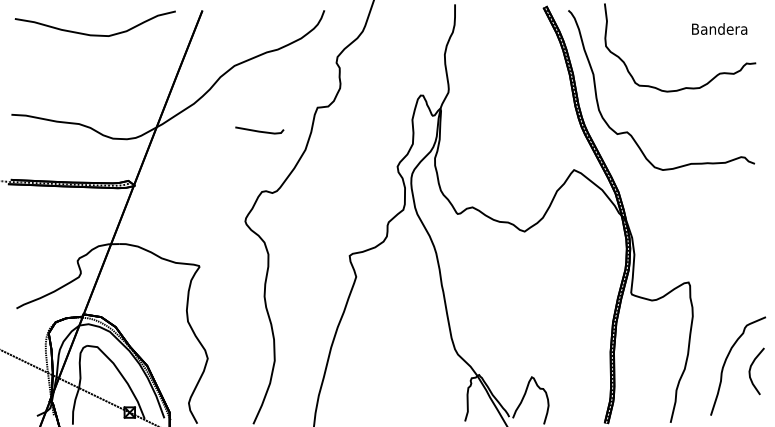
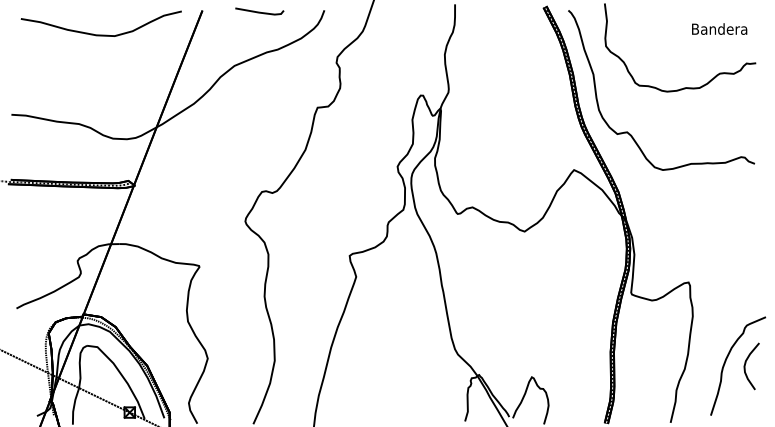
curve position: (94, 34) -> (100, 34) (100, 34)
line position: (259, 130) -> (259, 11) (259, 11)
curve position: (751, 368) -> (746, 363) (746, 363)
